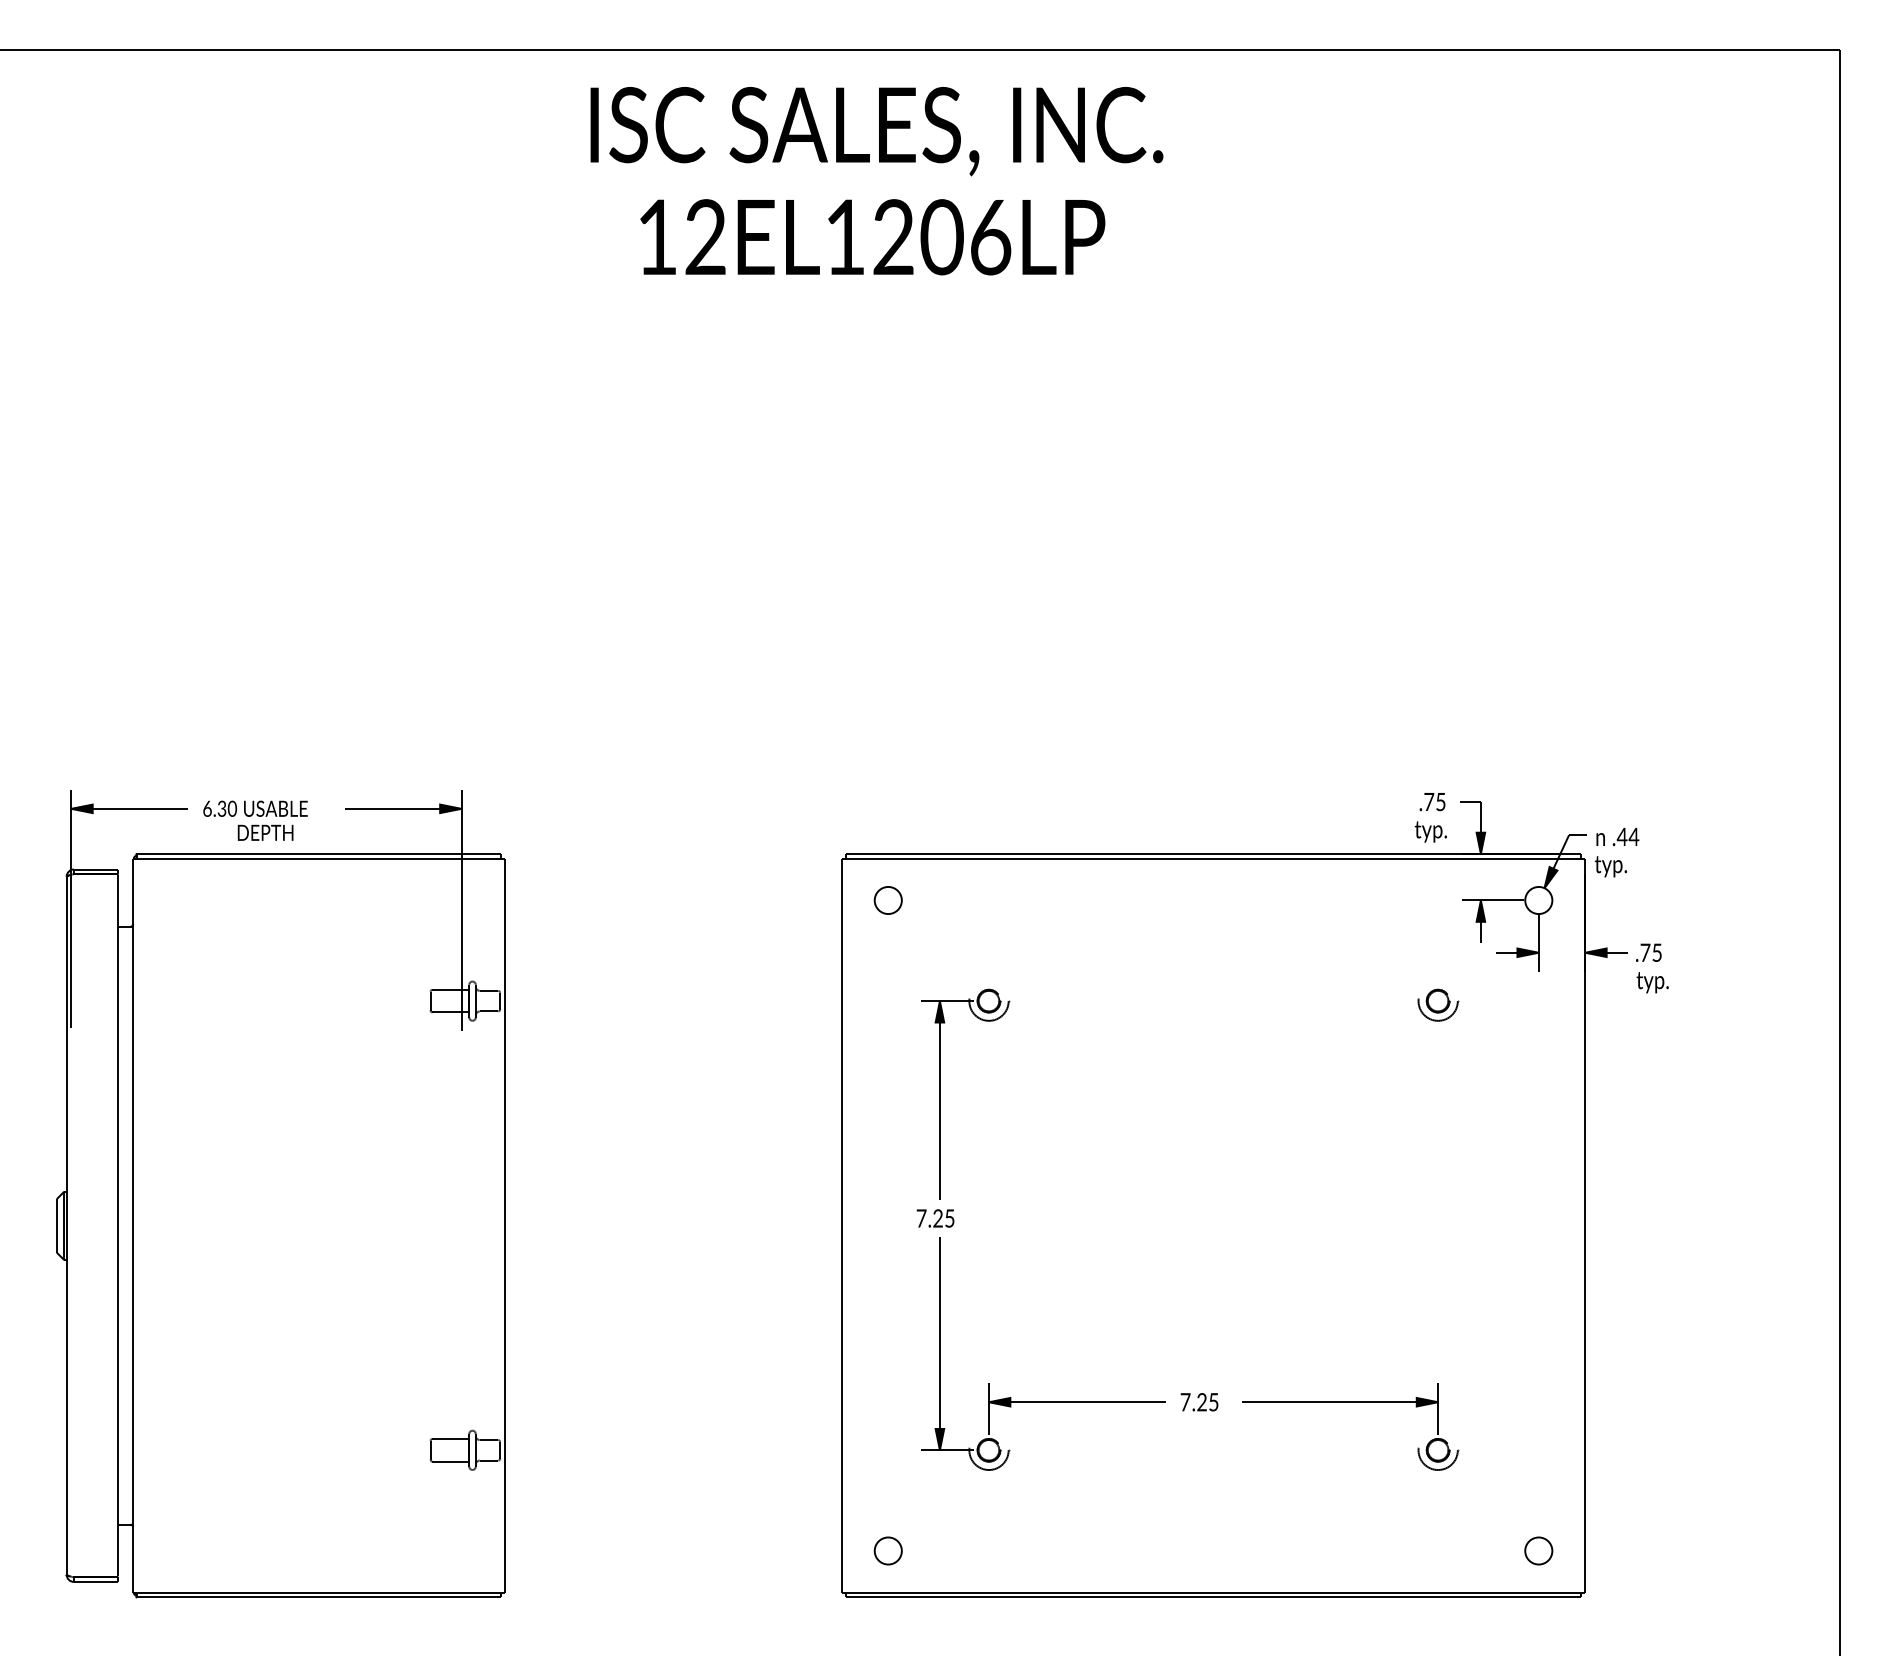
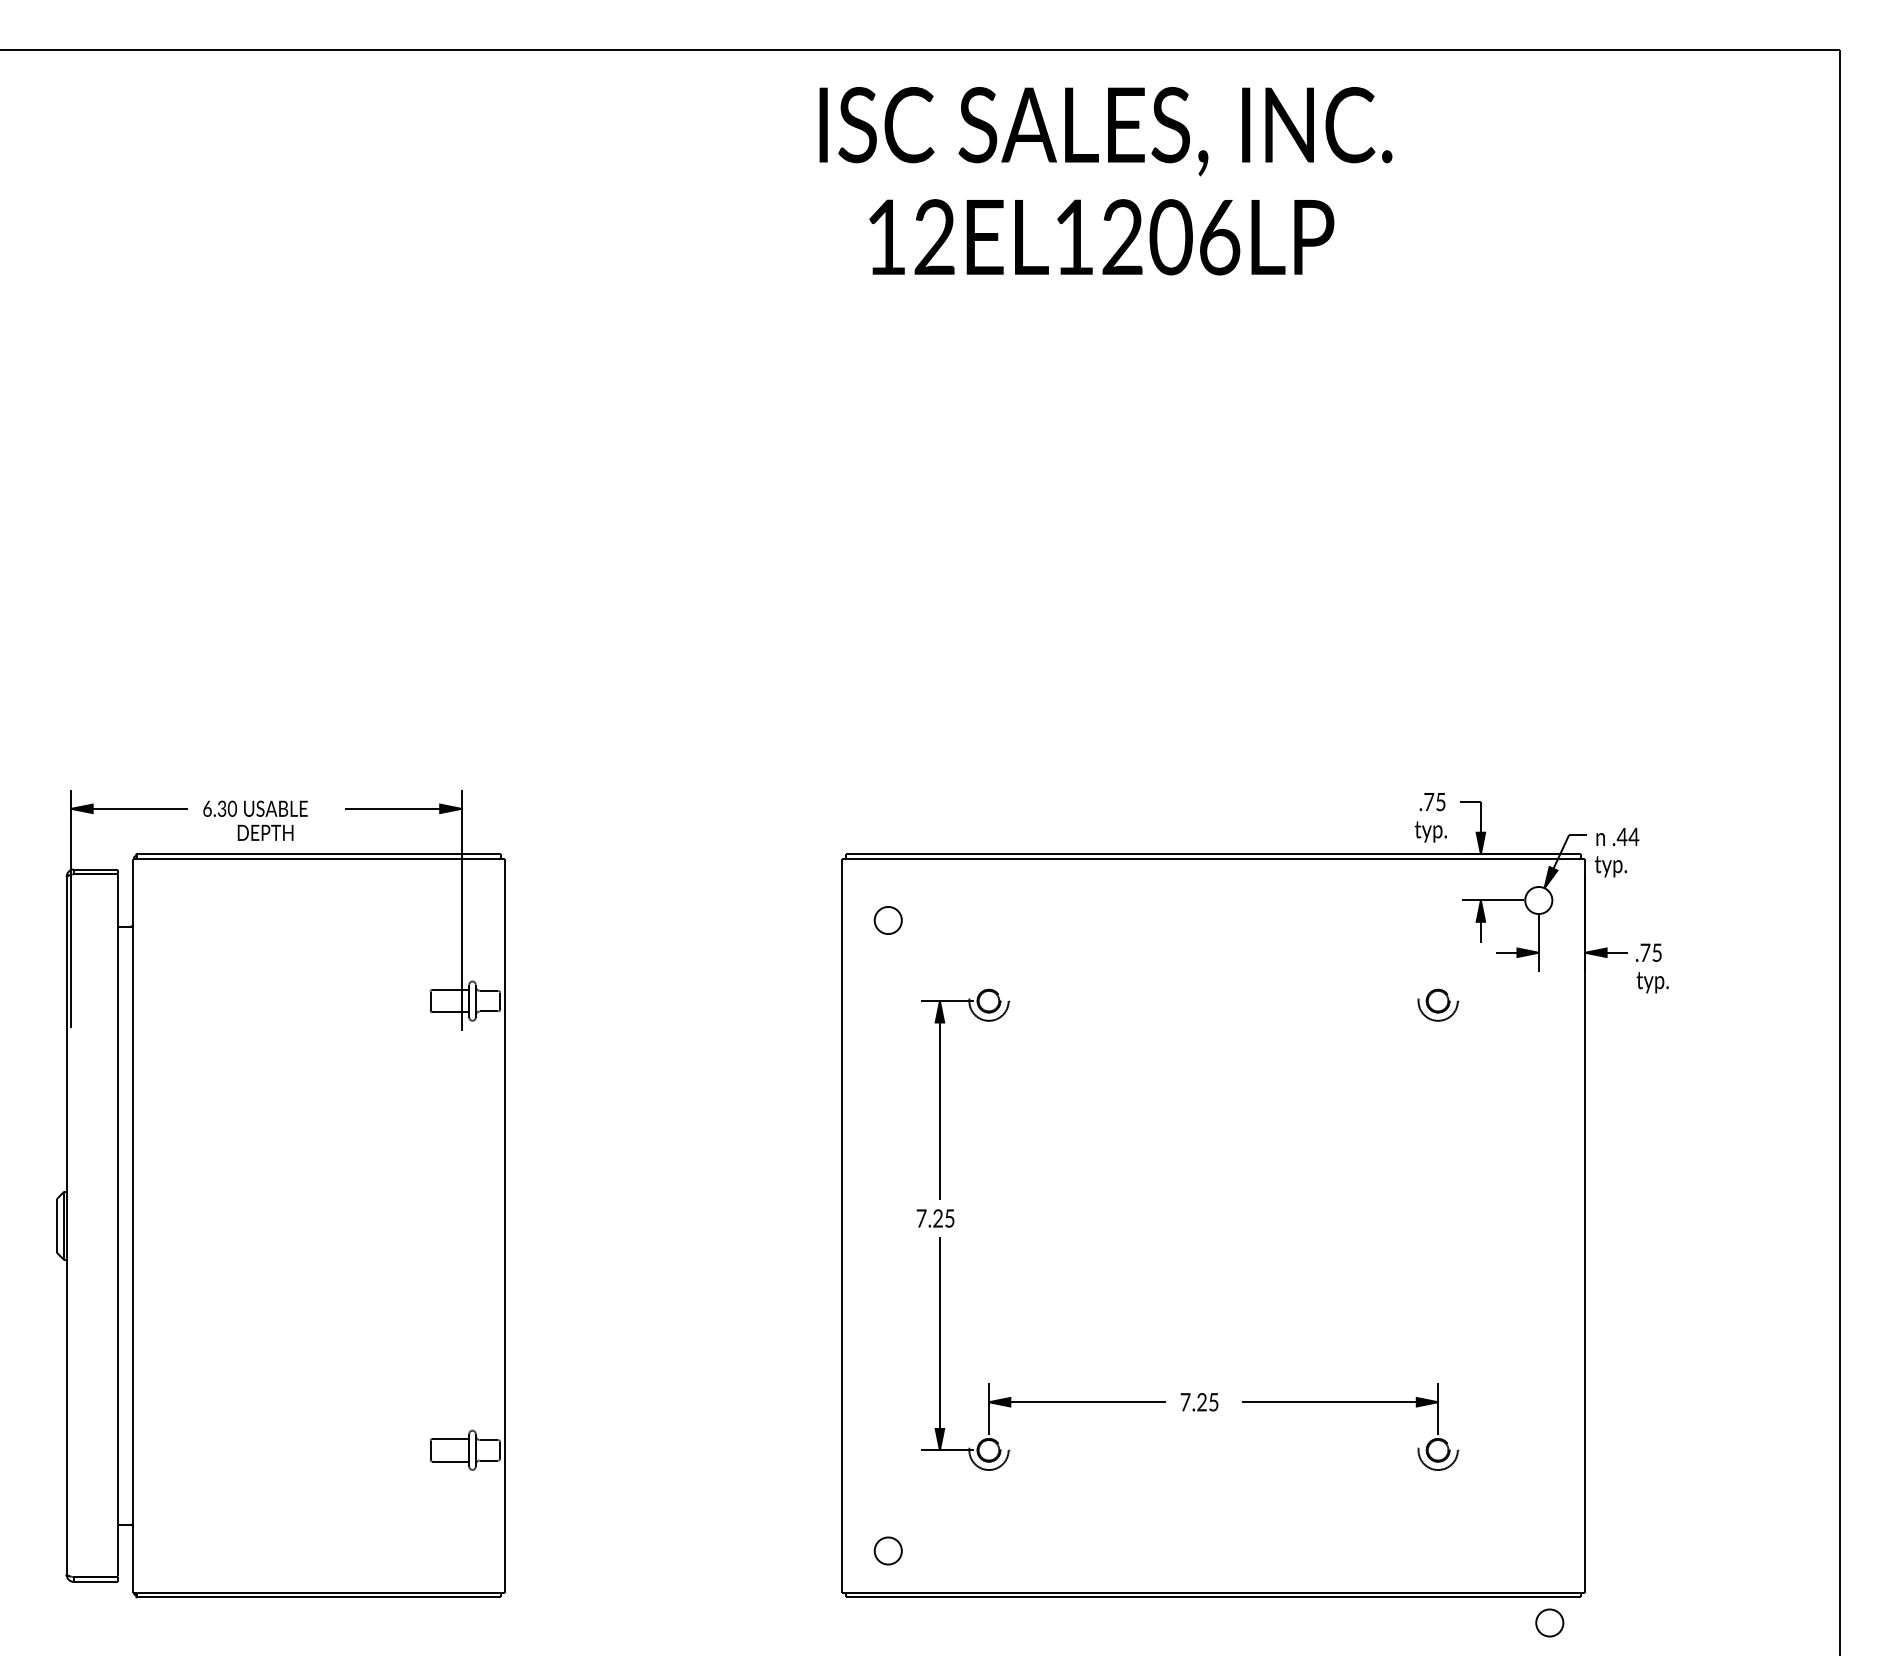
text position: (876, 181) -> (1105, 181) (1105, 181)
part position: (887, 900) -> (887, 920) (887, 920)
part position: (1538, 1550) -> (1549, 1622) (1549, 1622)
